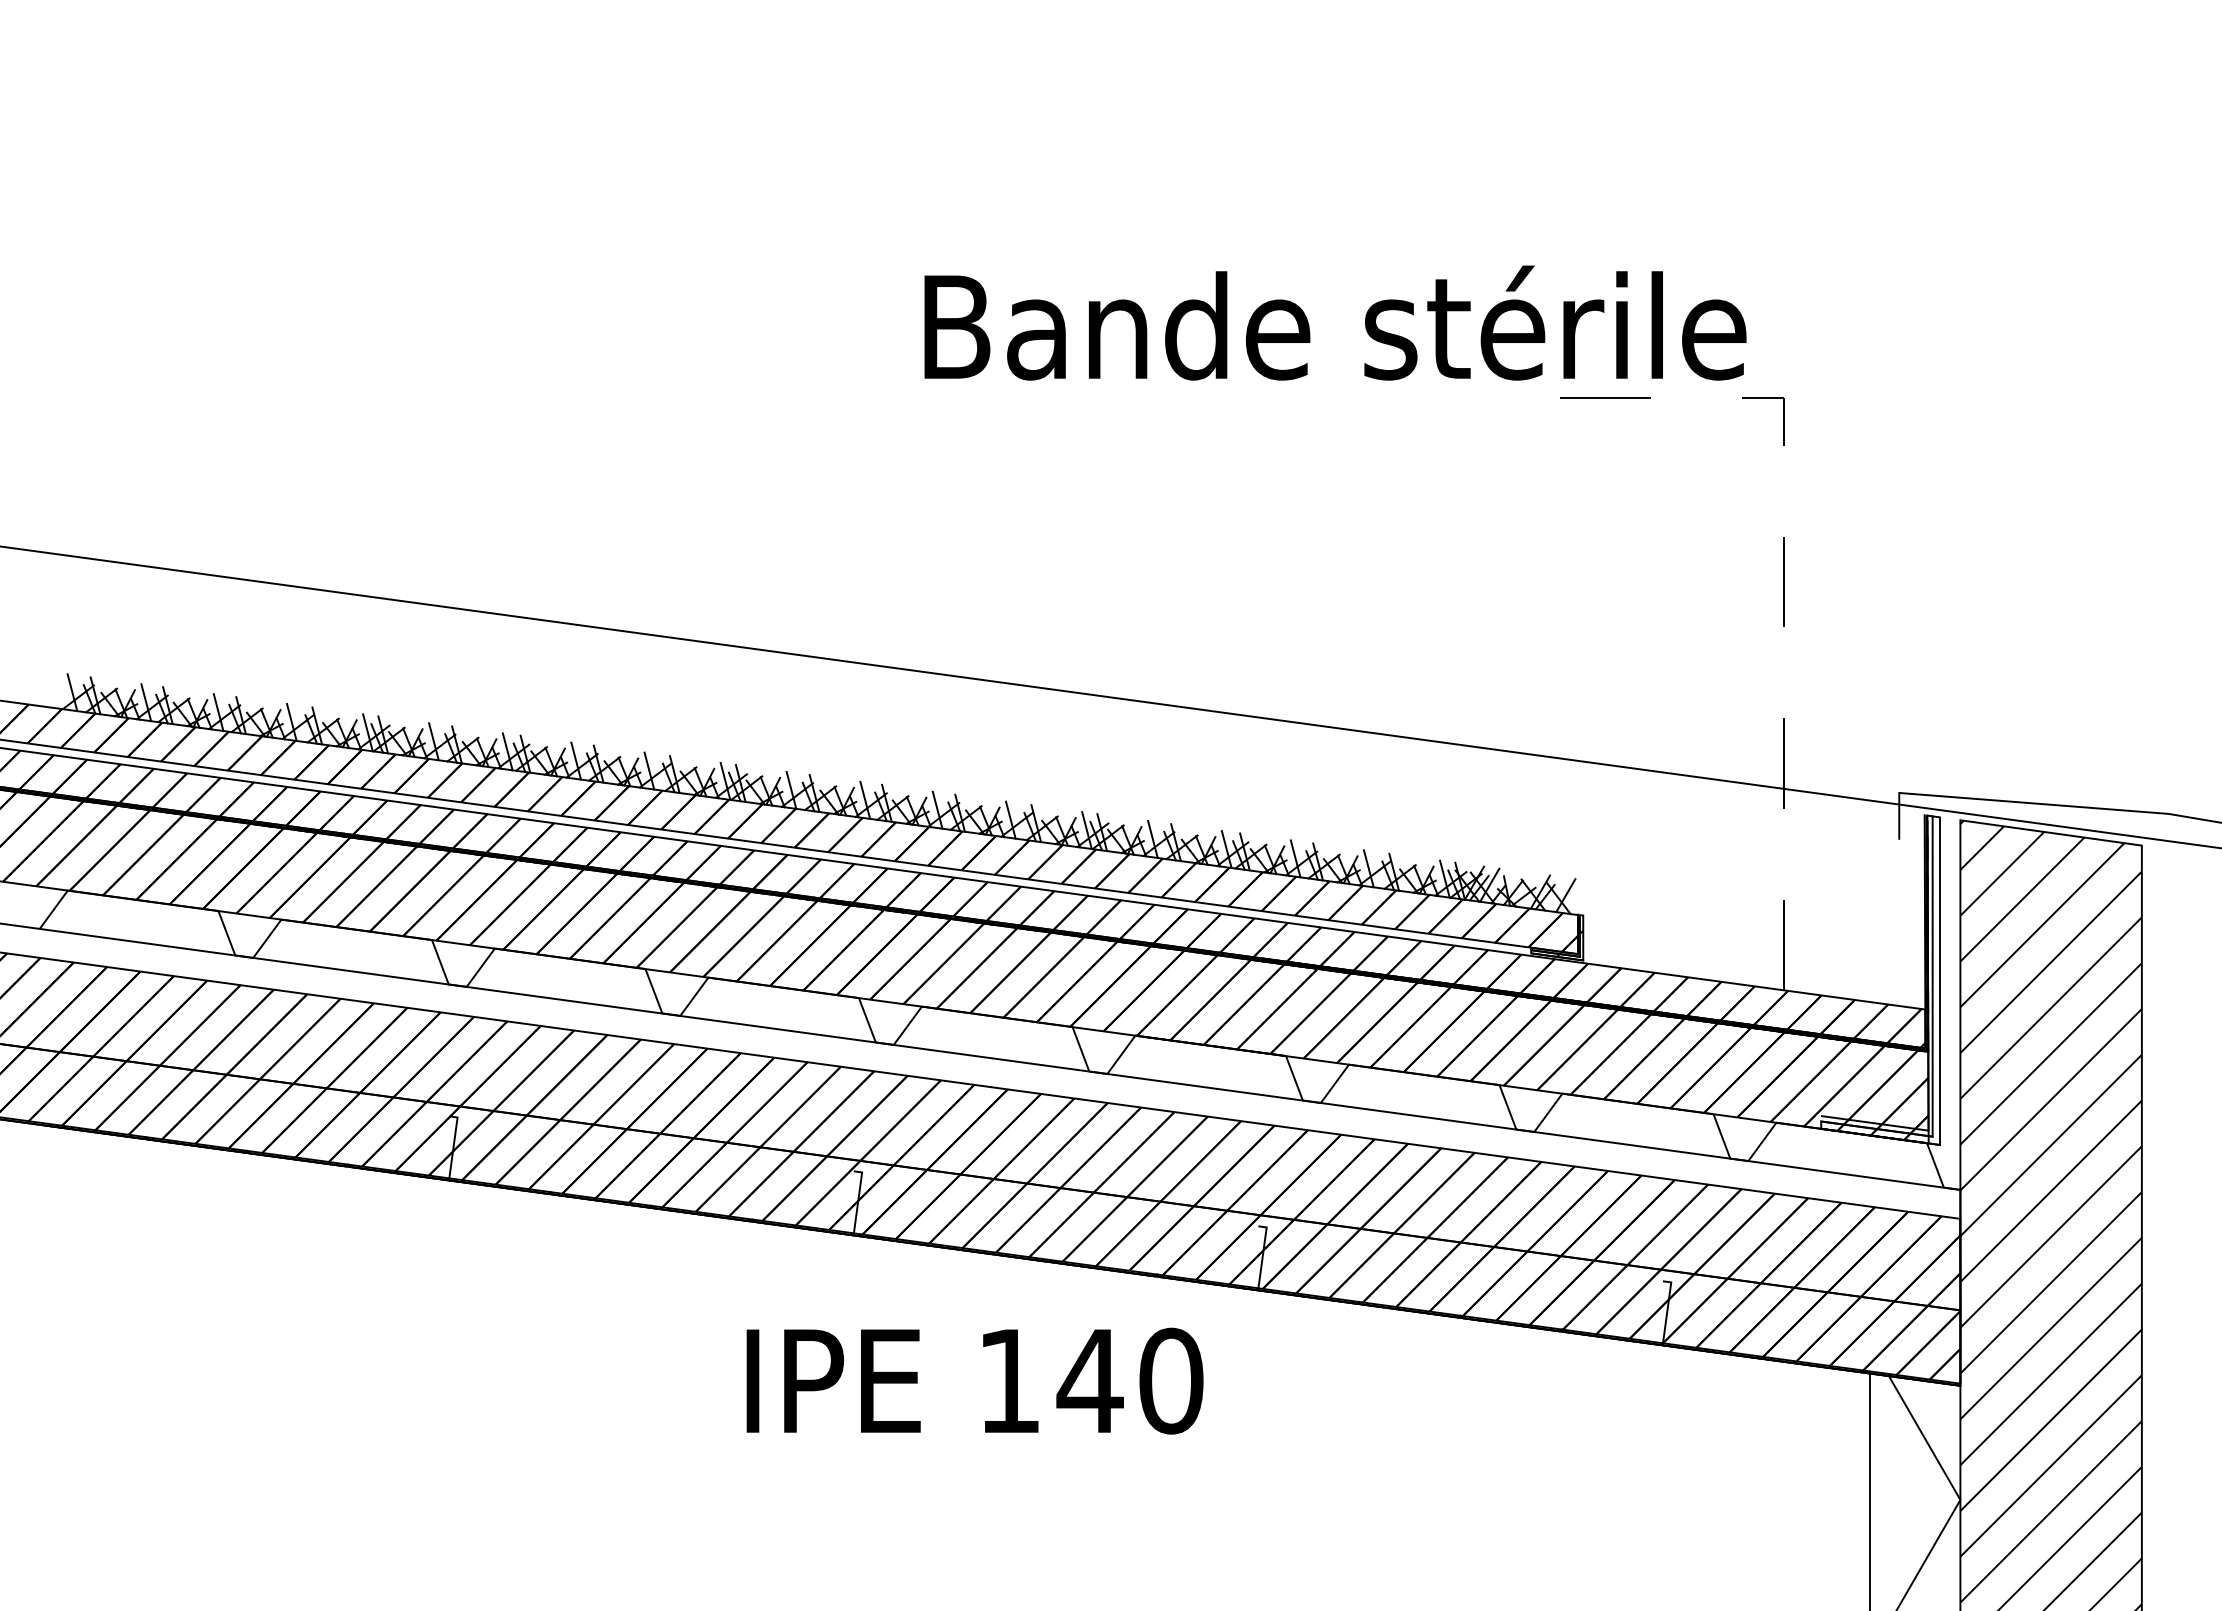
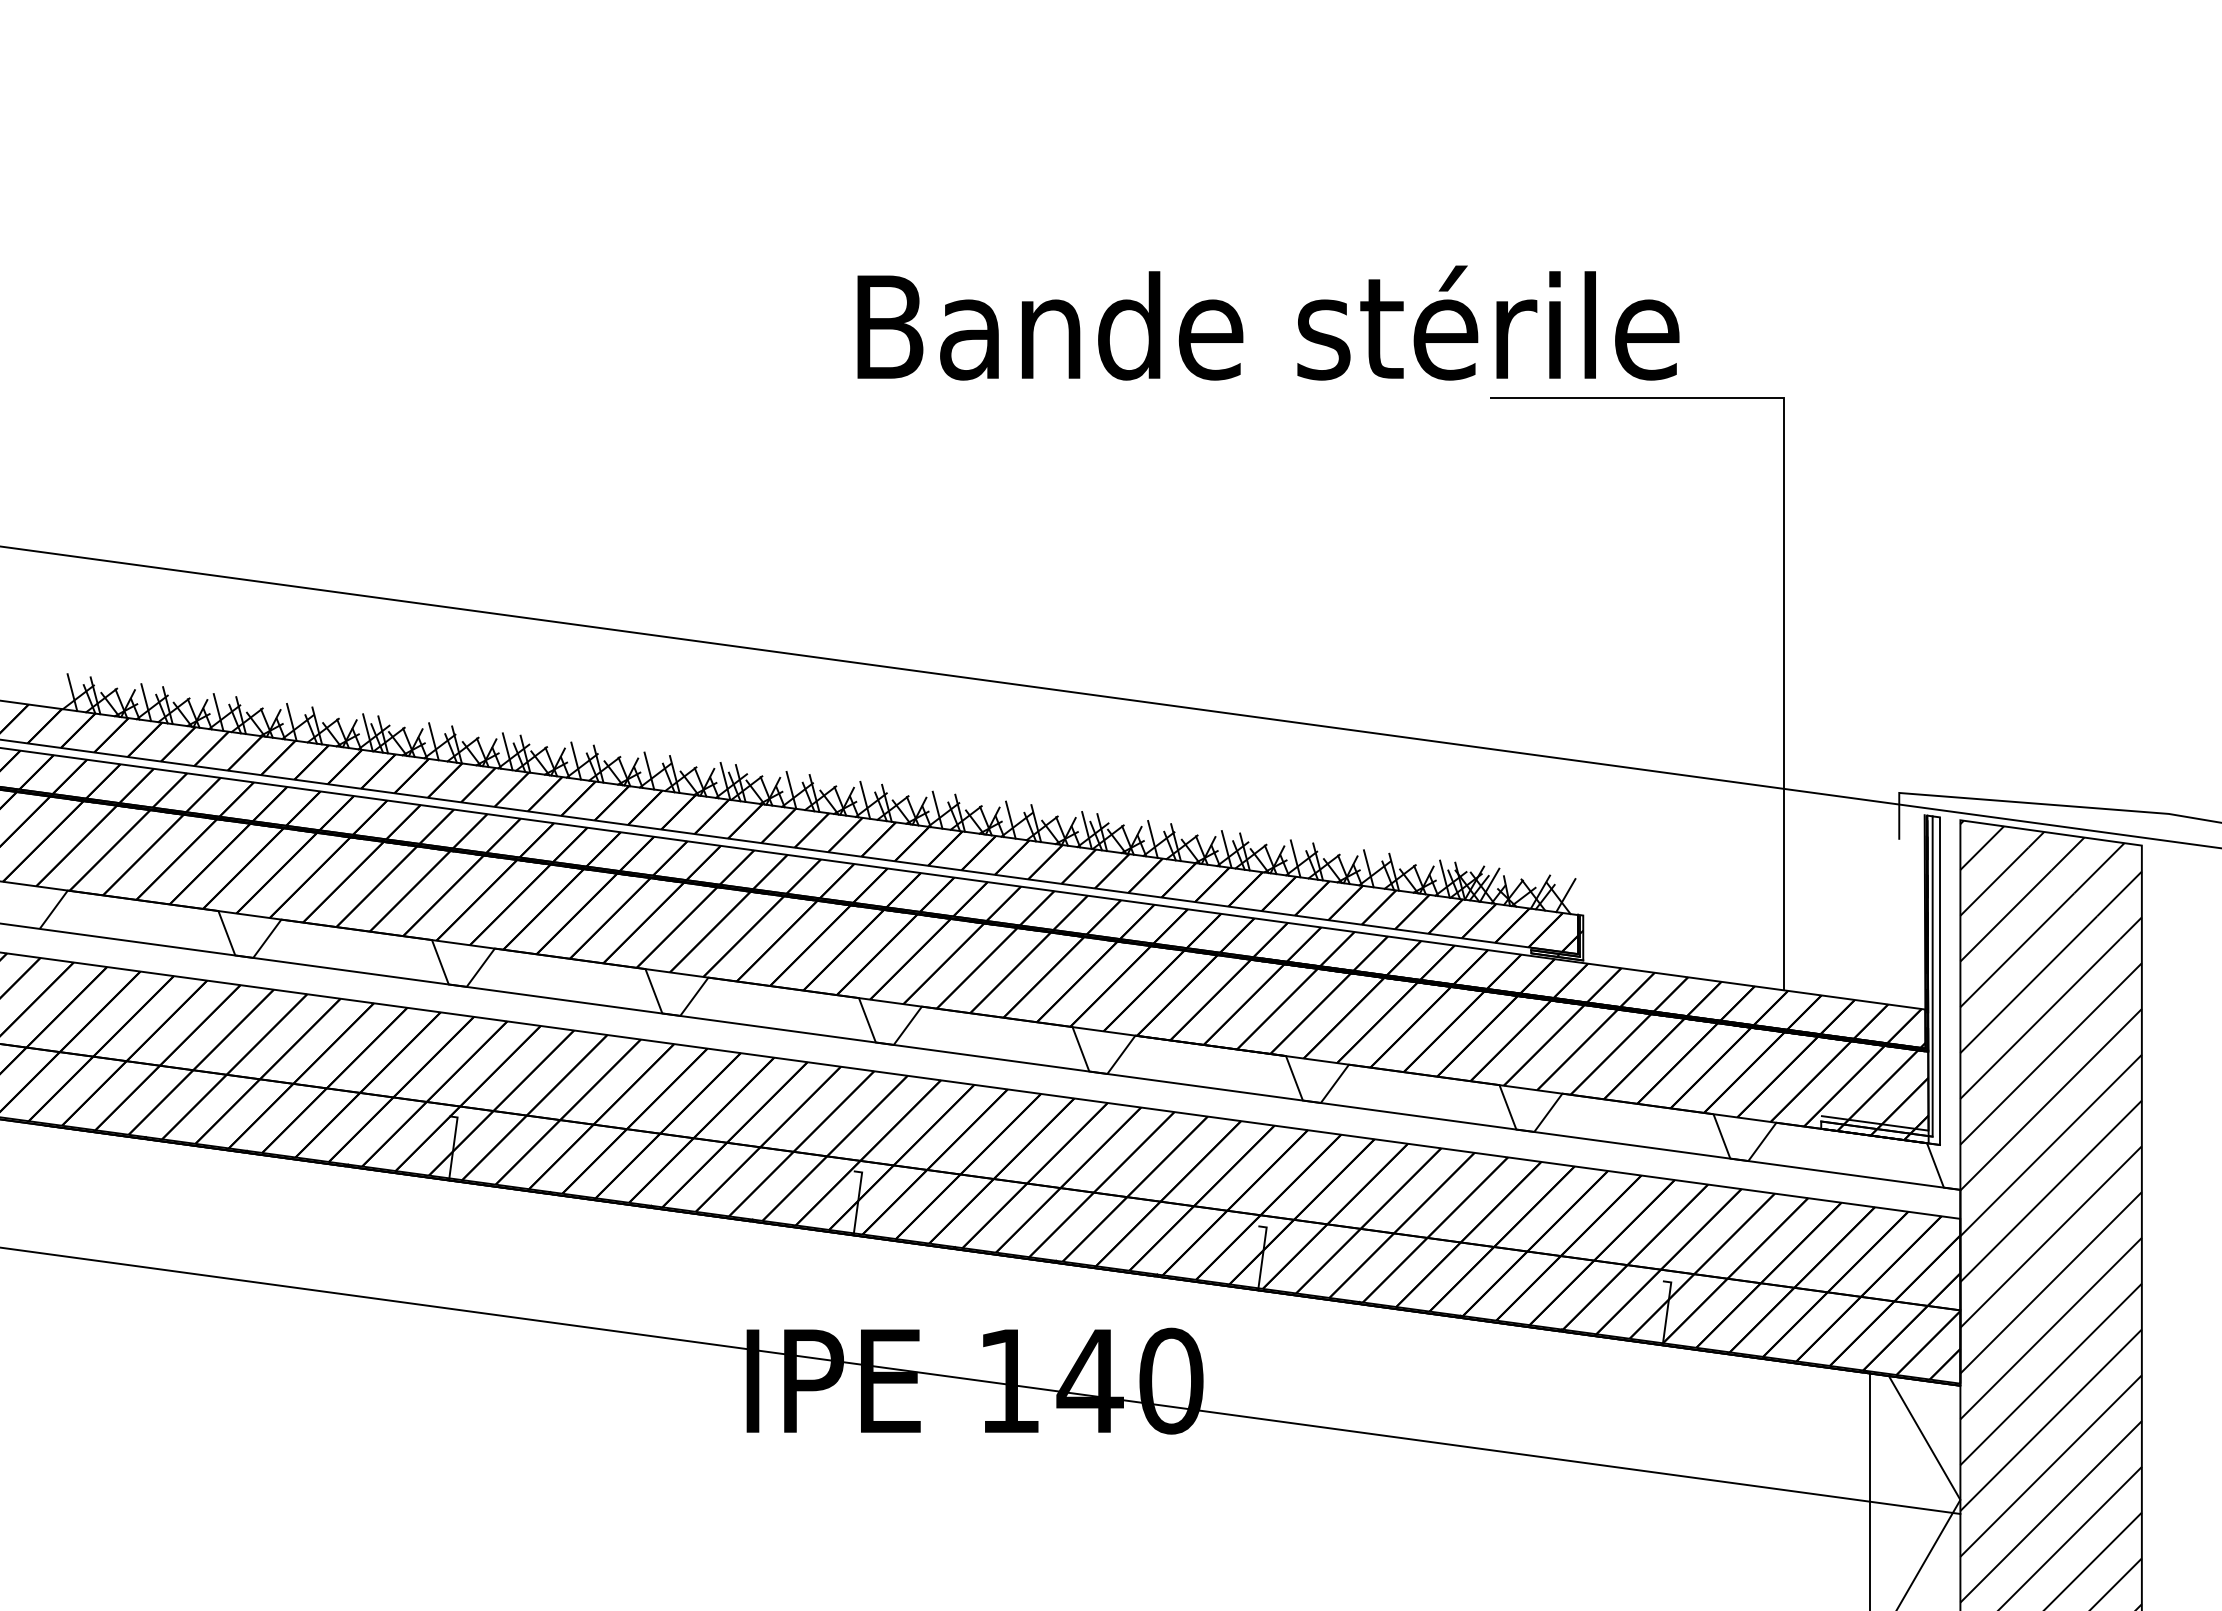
text position: (1335, 322) -> (1268, 322) (1268, 322)
line: dashed -> solid (1784, 545)
line: none -> present (981, 1380)
